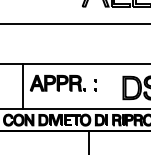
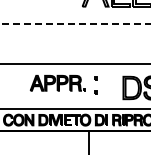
line: solid -> dashed (75, 24)
line: present -> none (23, 85)
part size: 3x13 px -> 4x19 px (95, 85)
